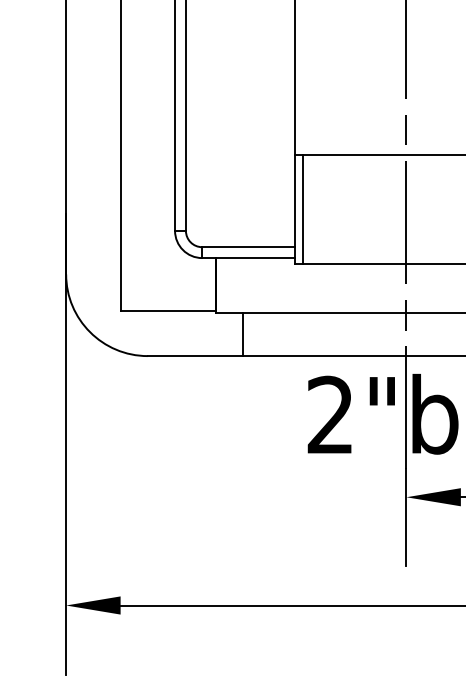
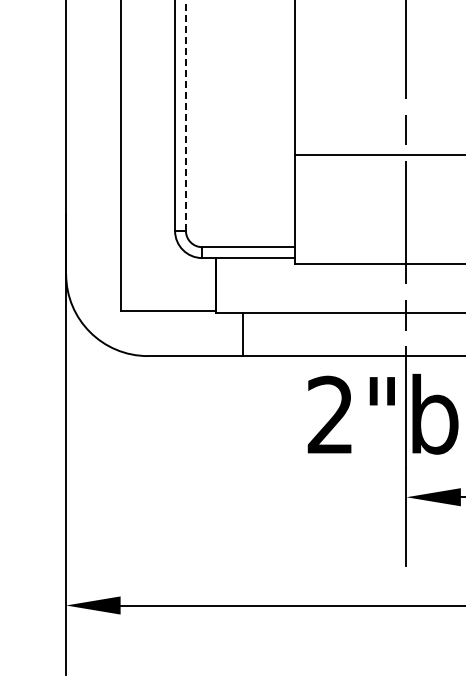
line: solid -> dashed (185, 115)
line: present -> none (302, 208)
